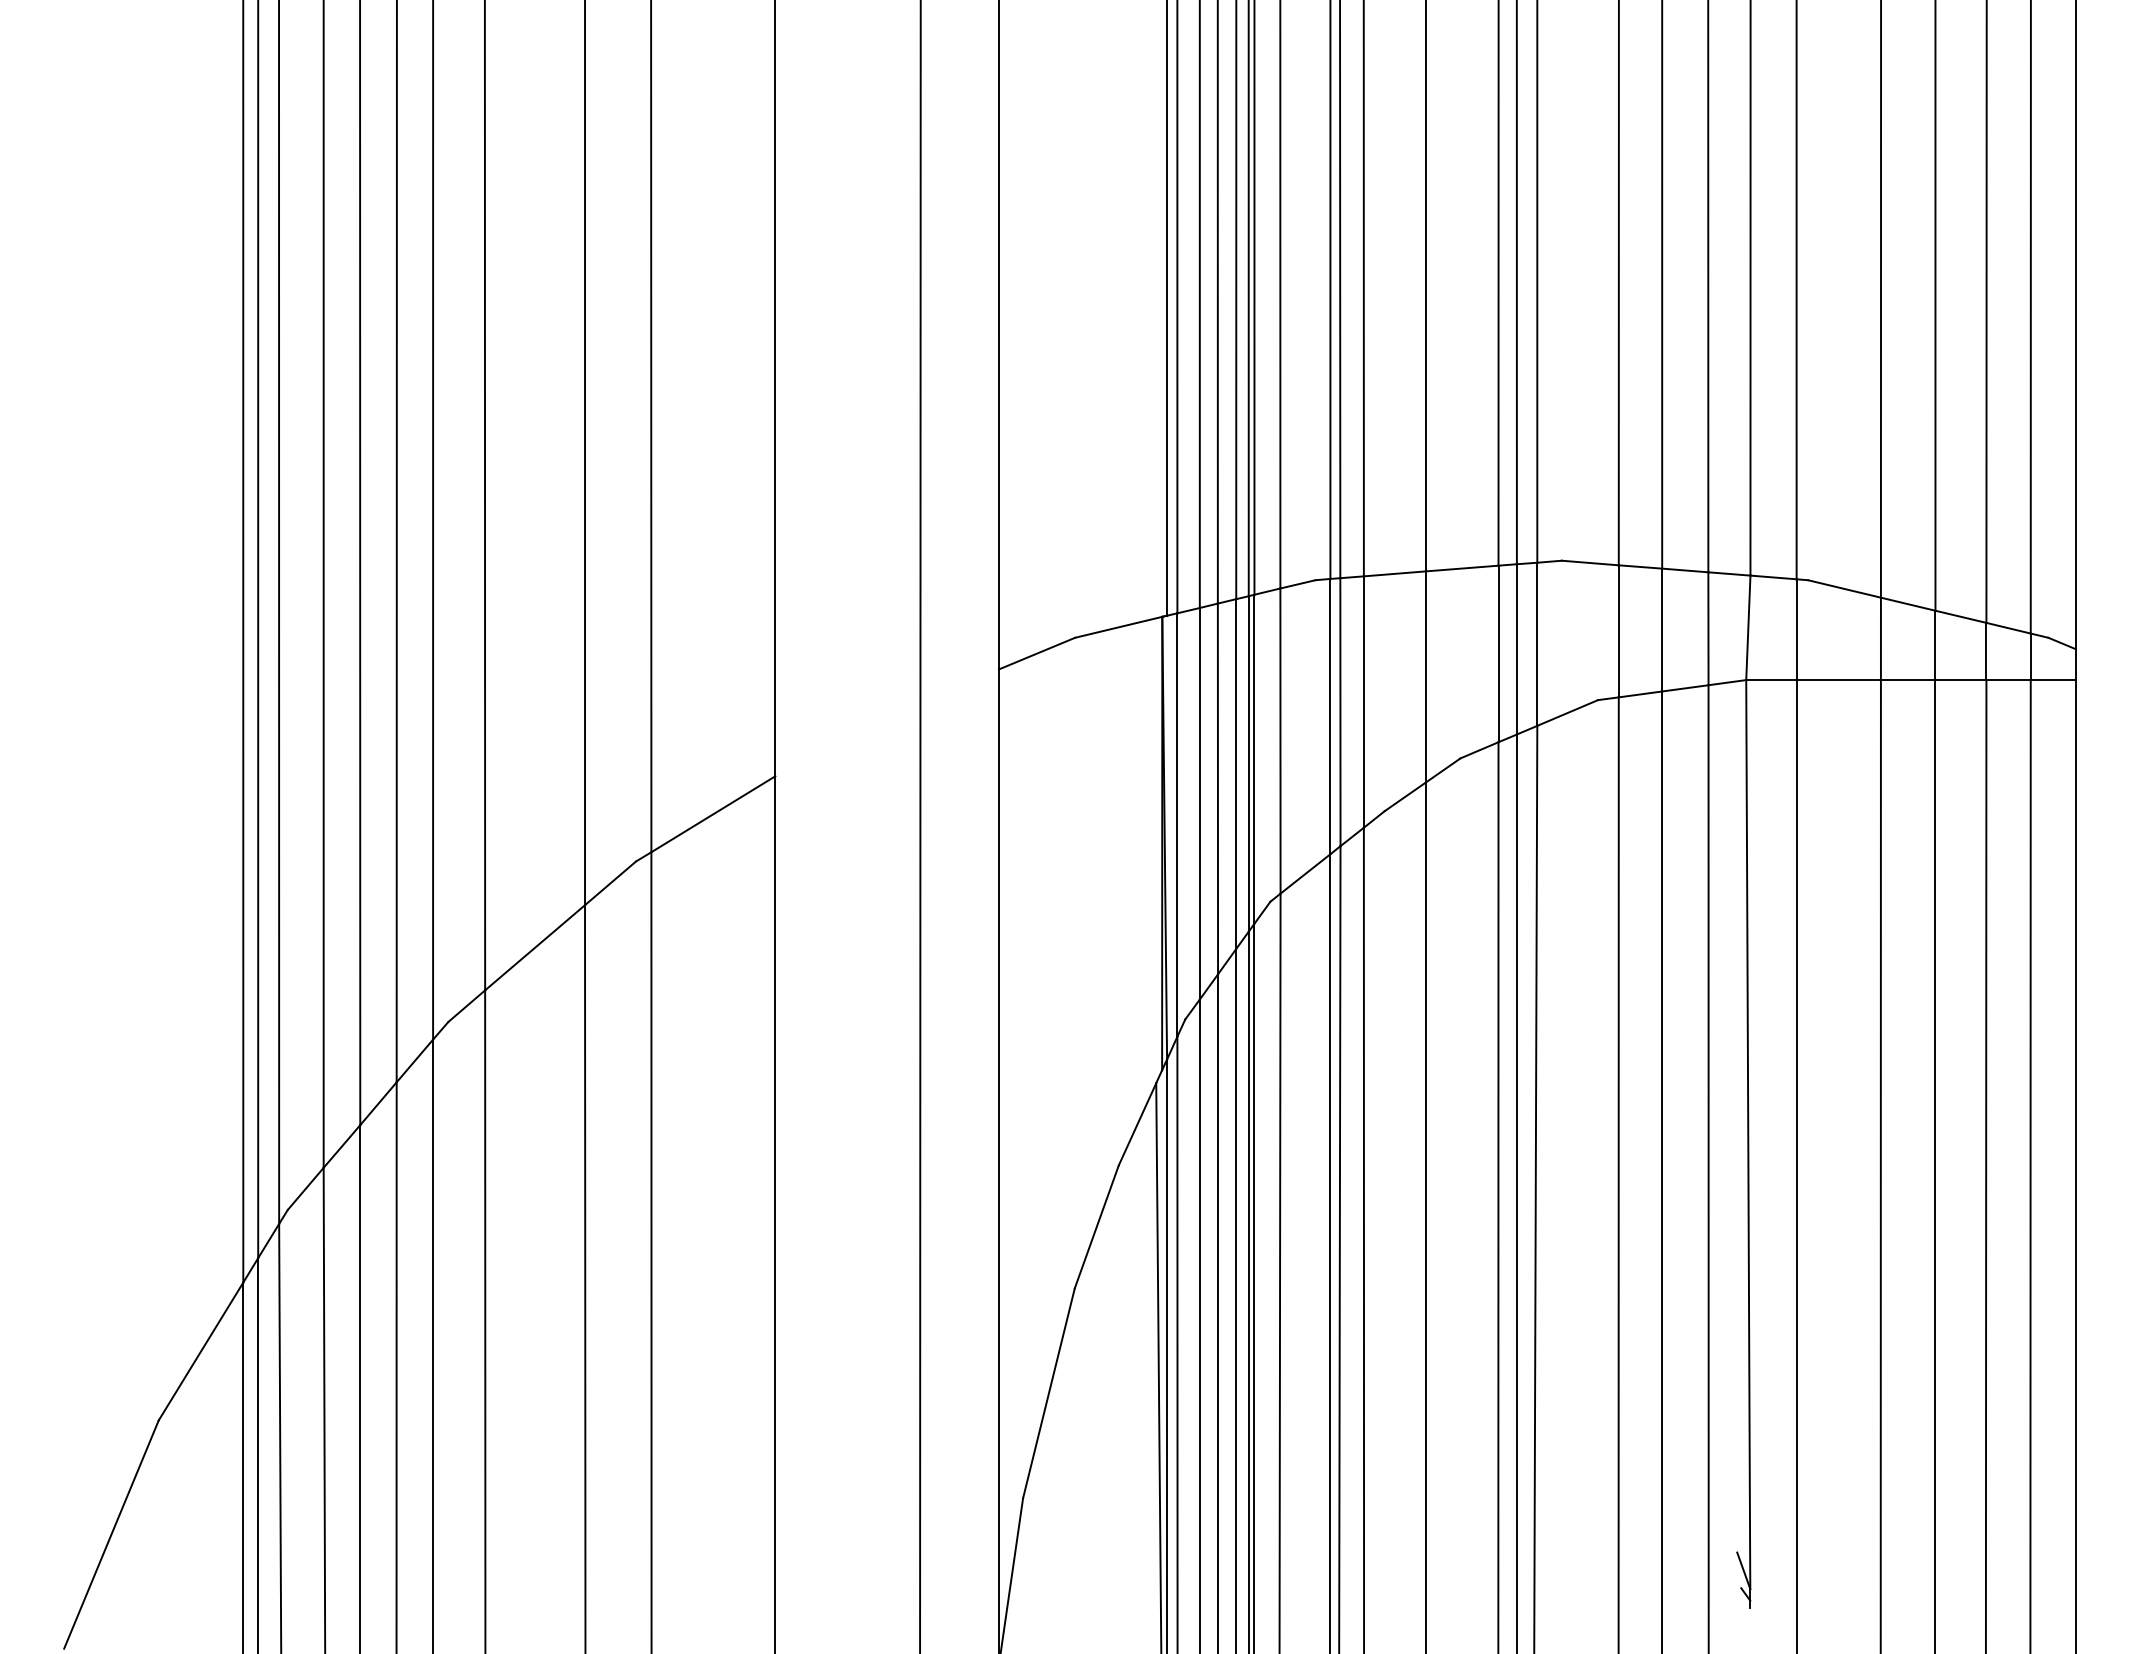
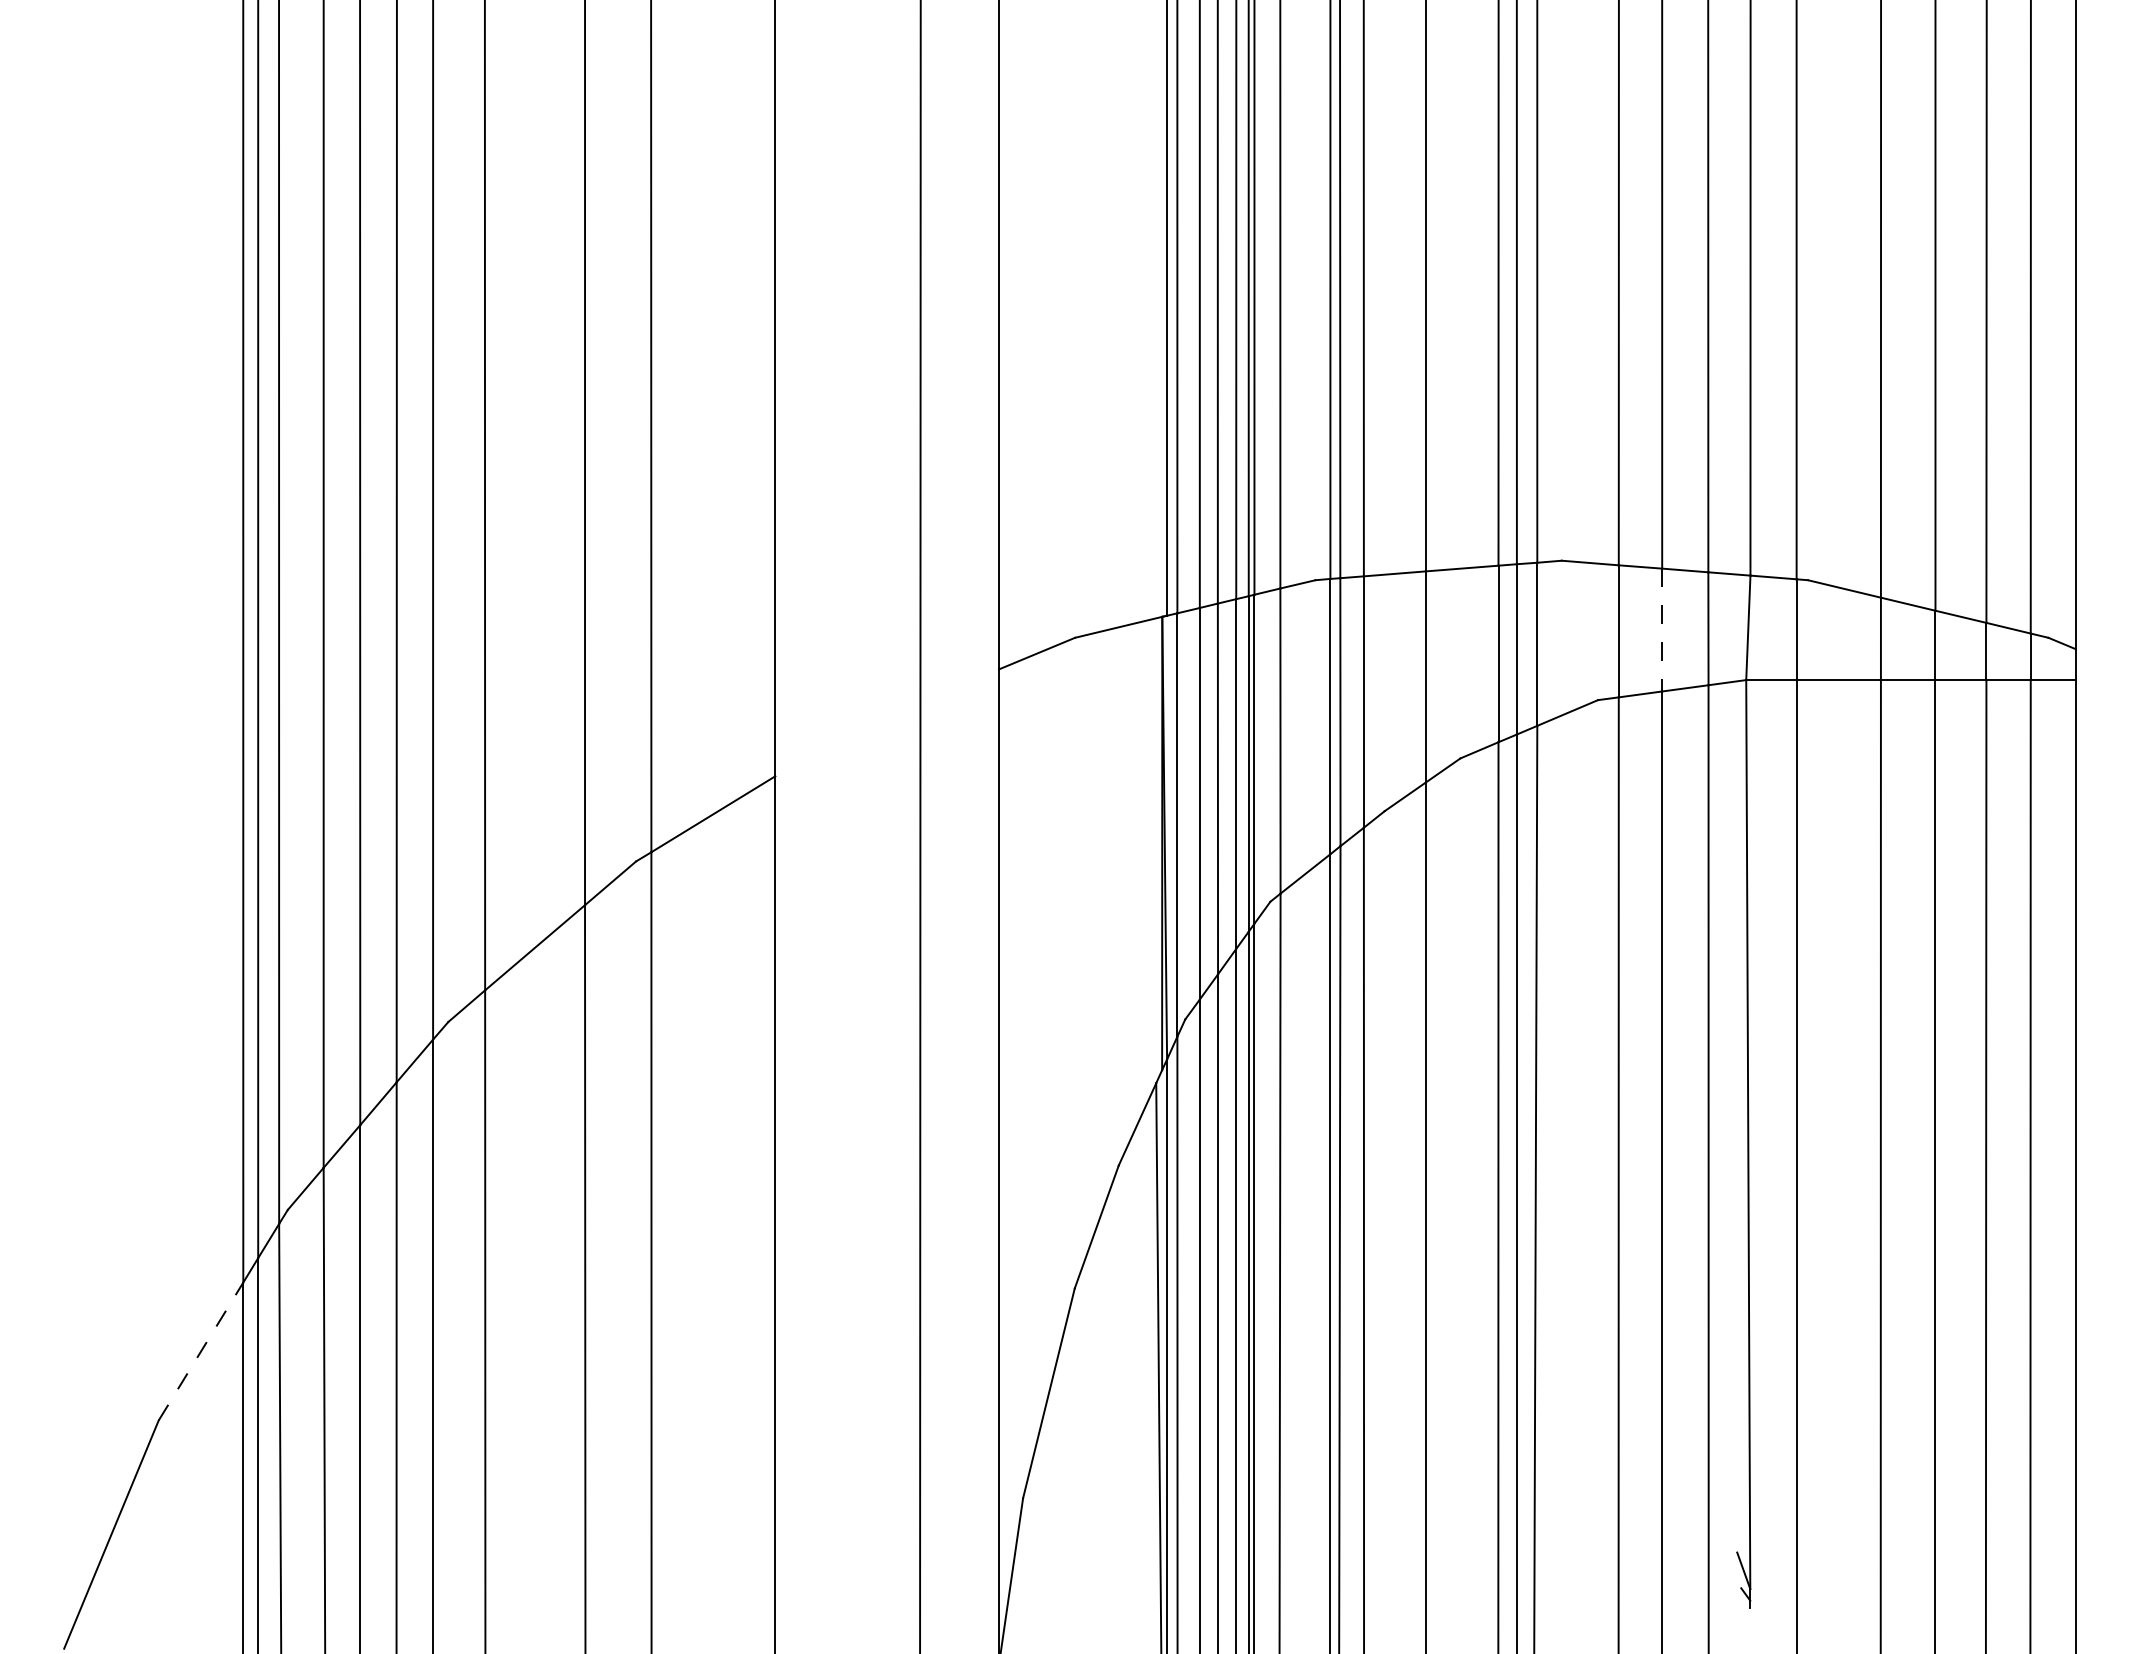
line: solid -> dashed (1662, 630)
line: solid -> dashed (201, 1351)
